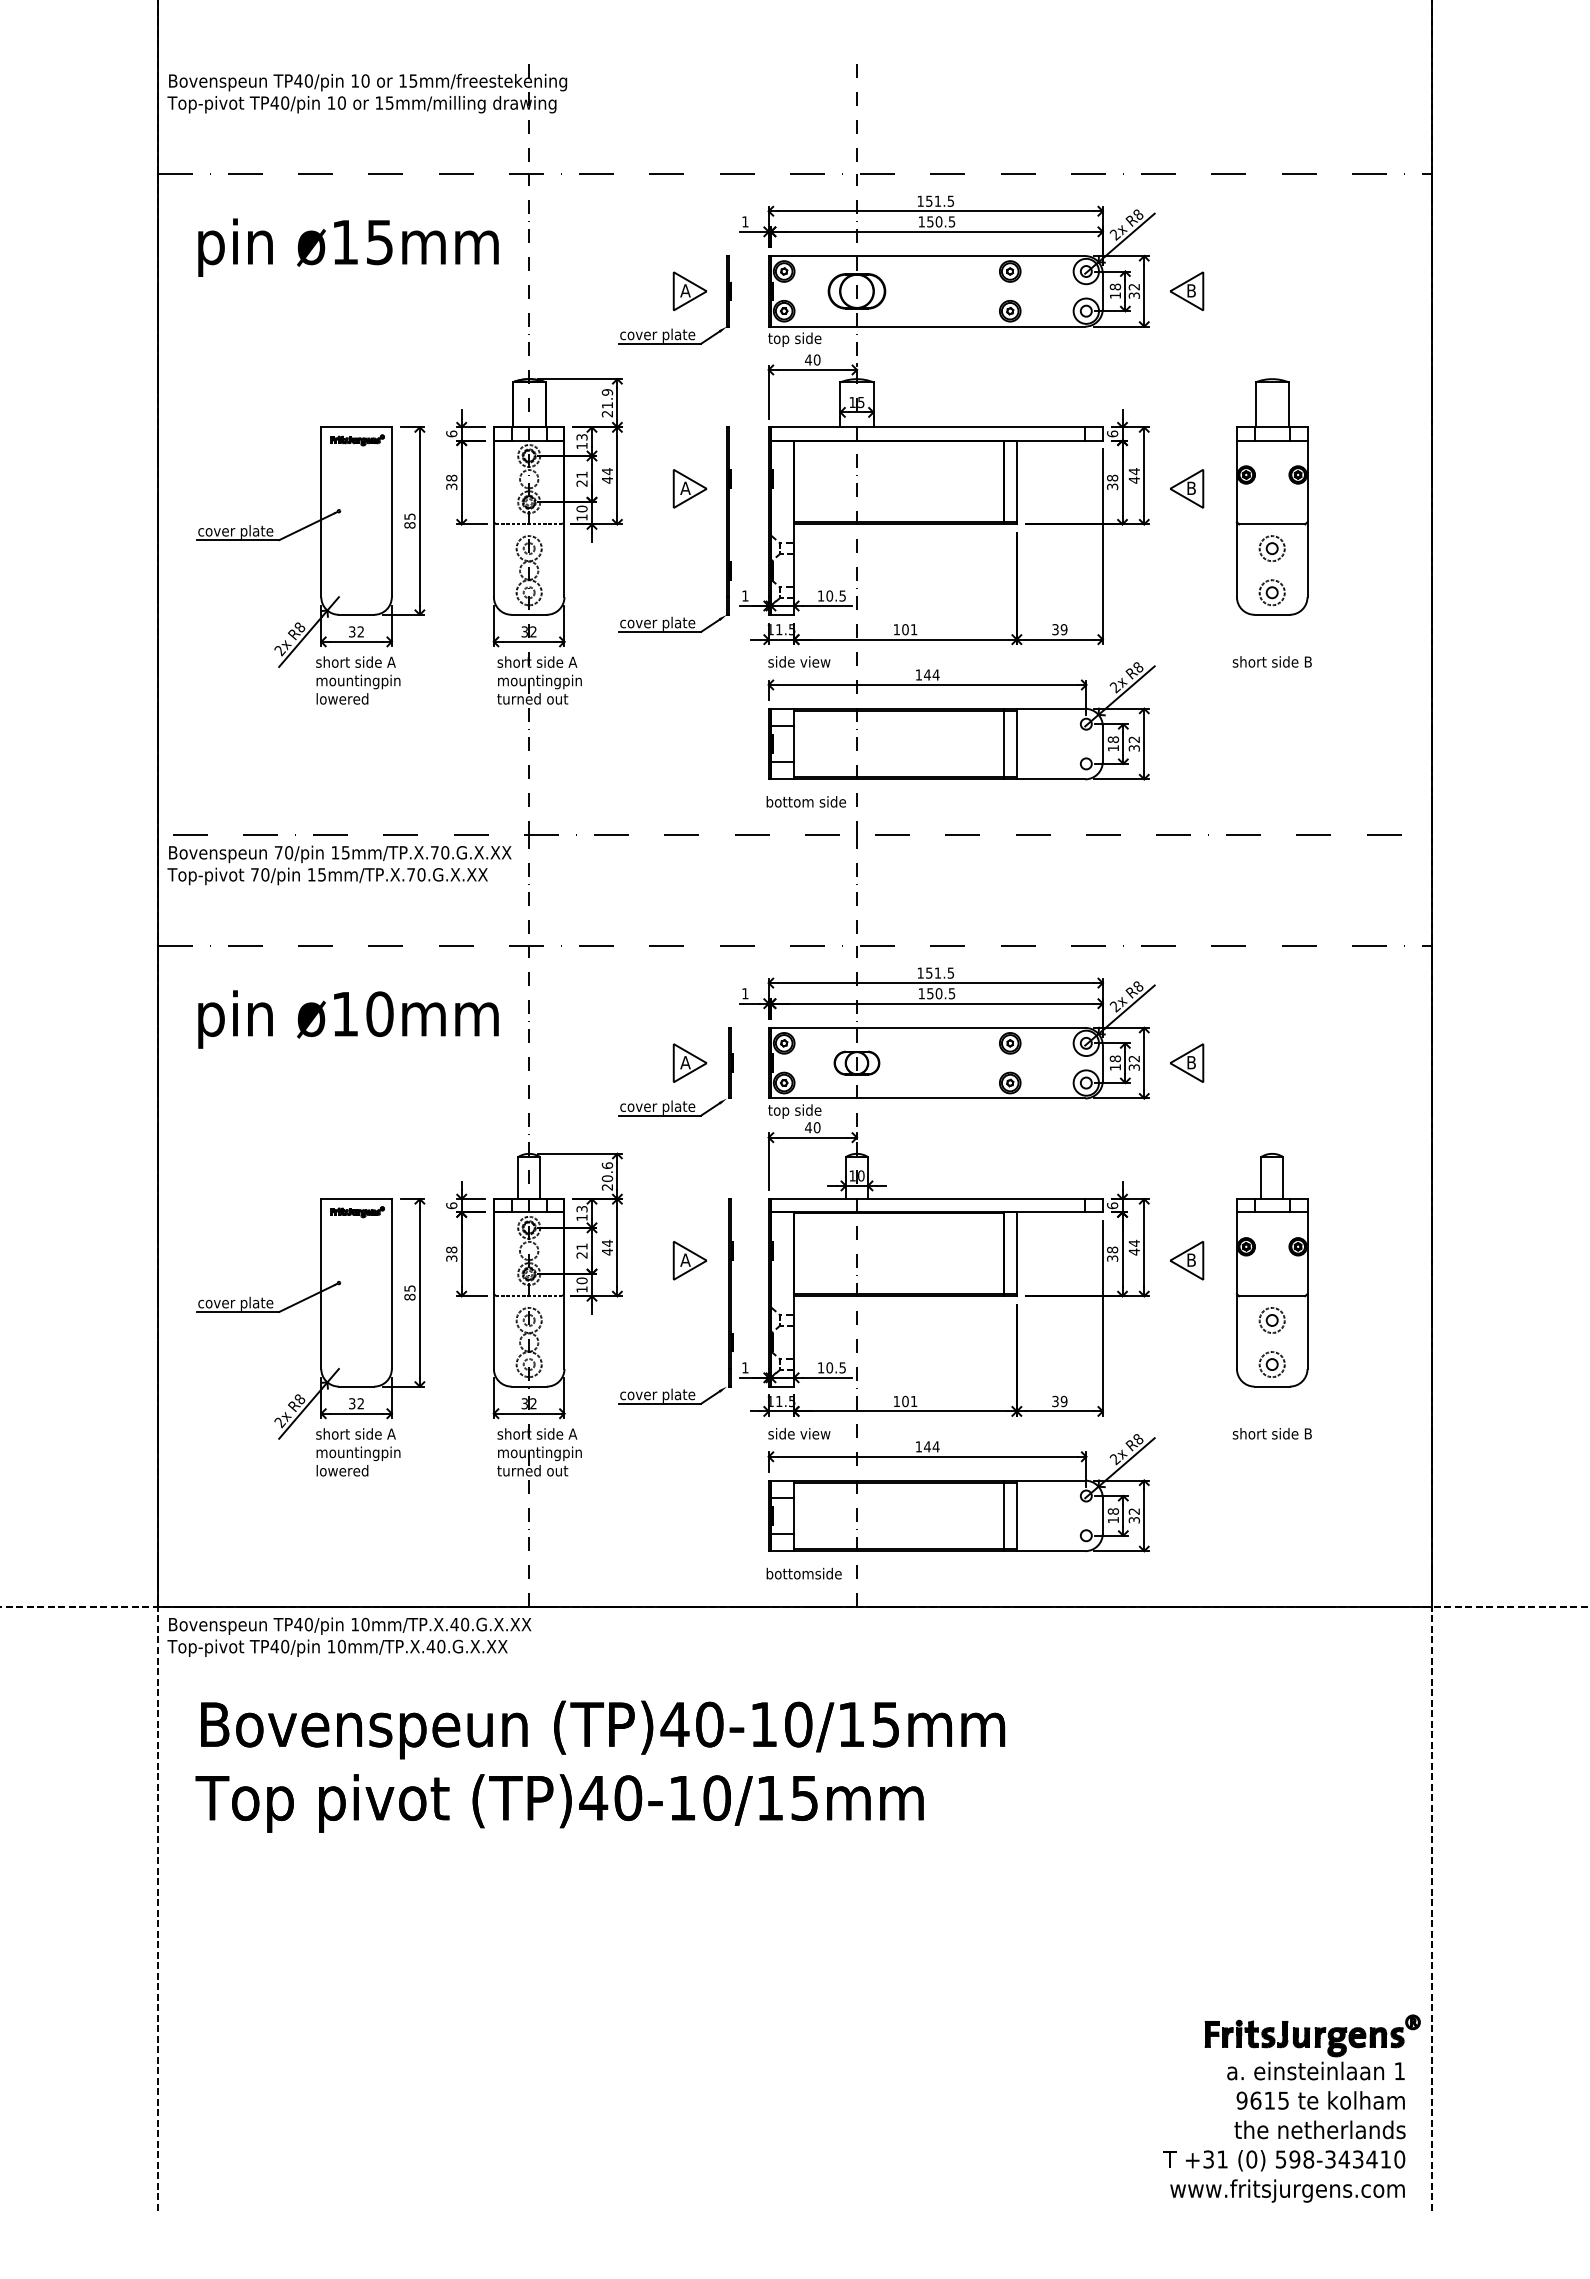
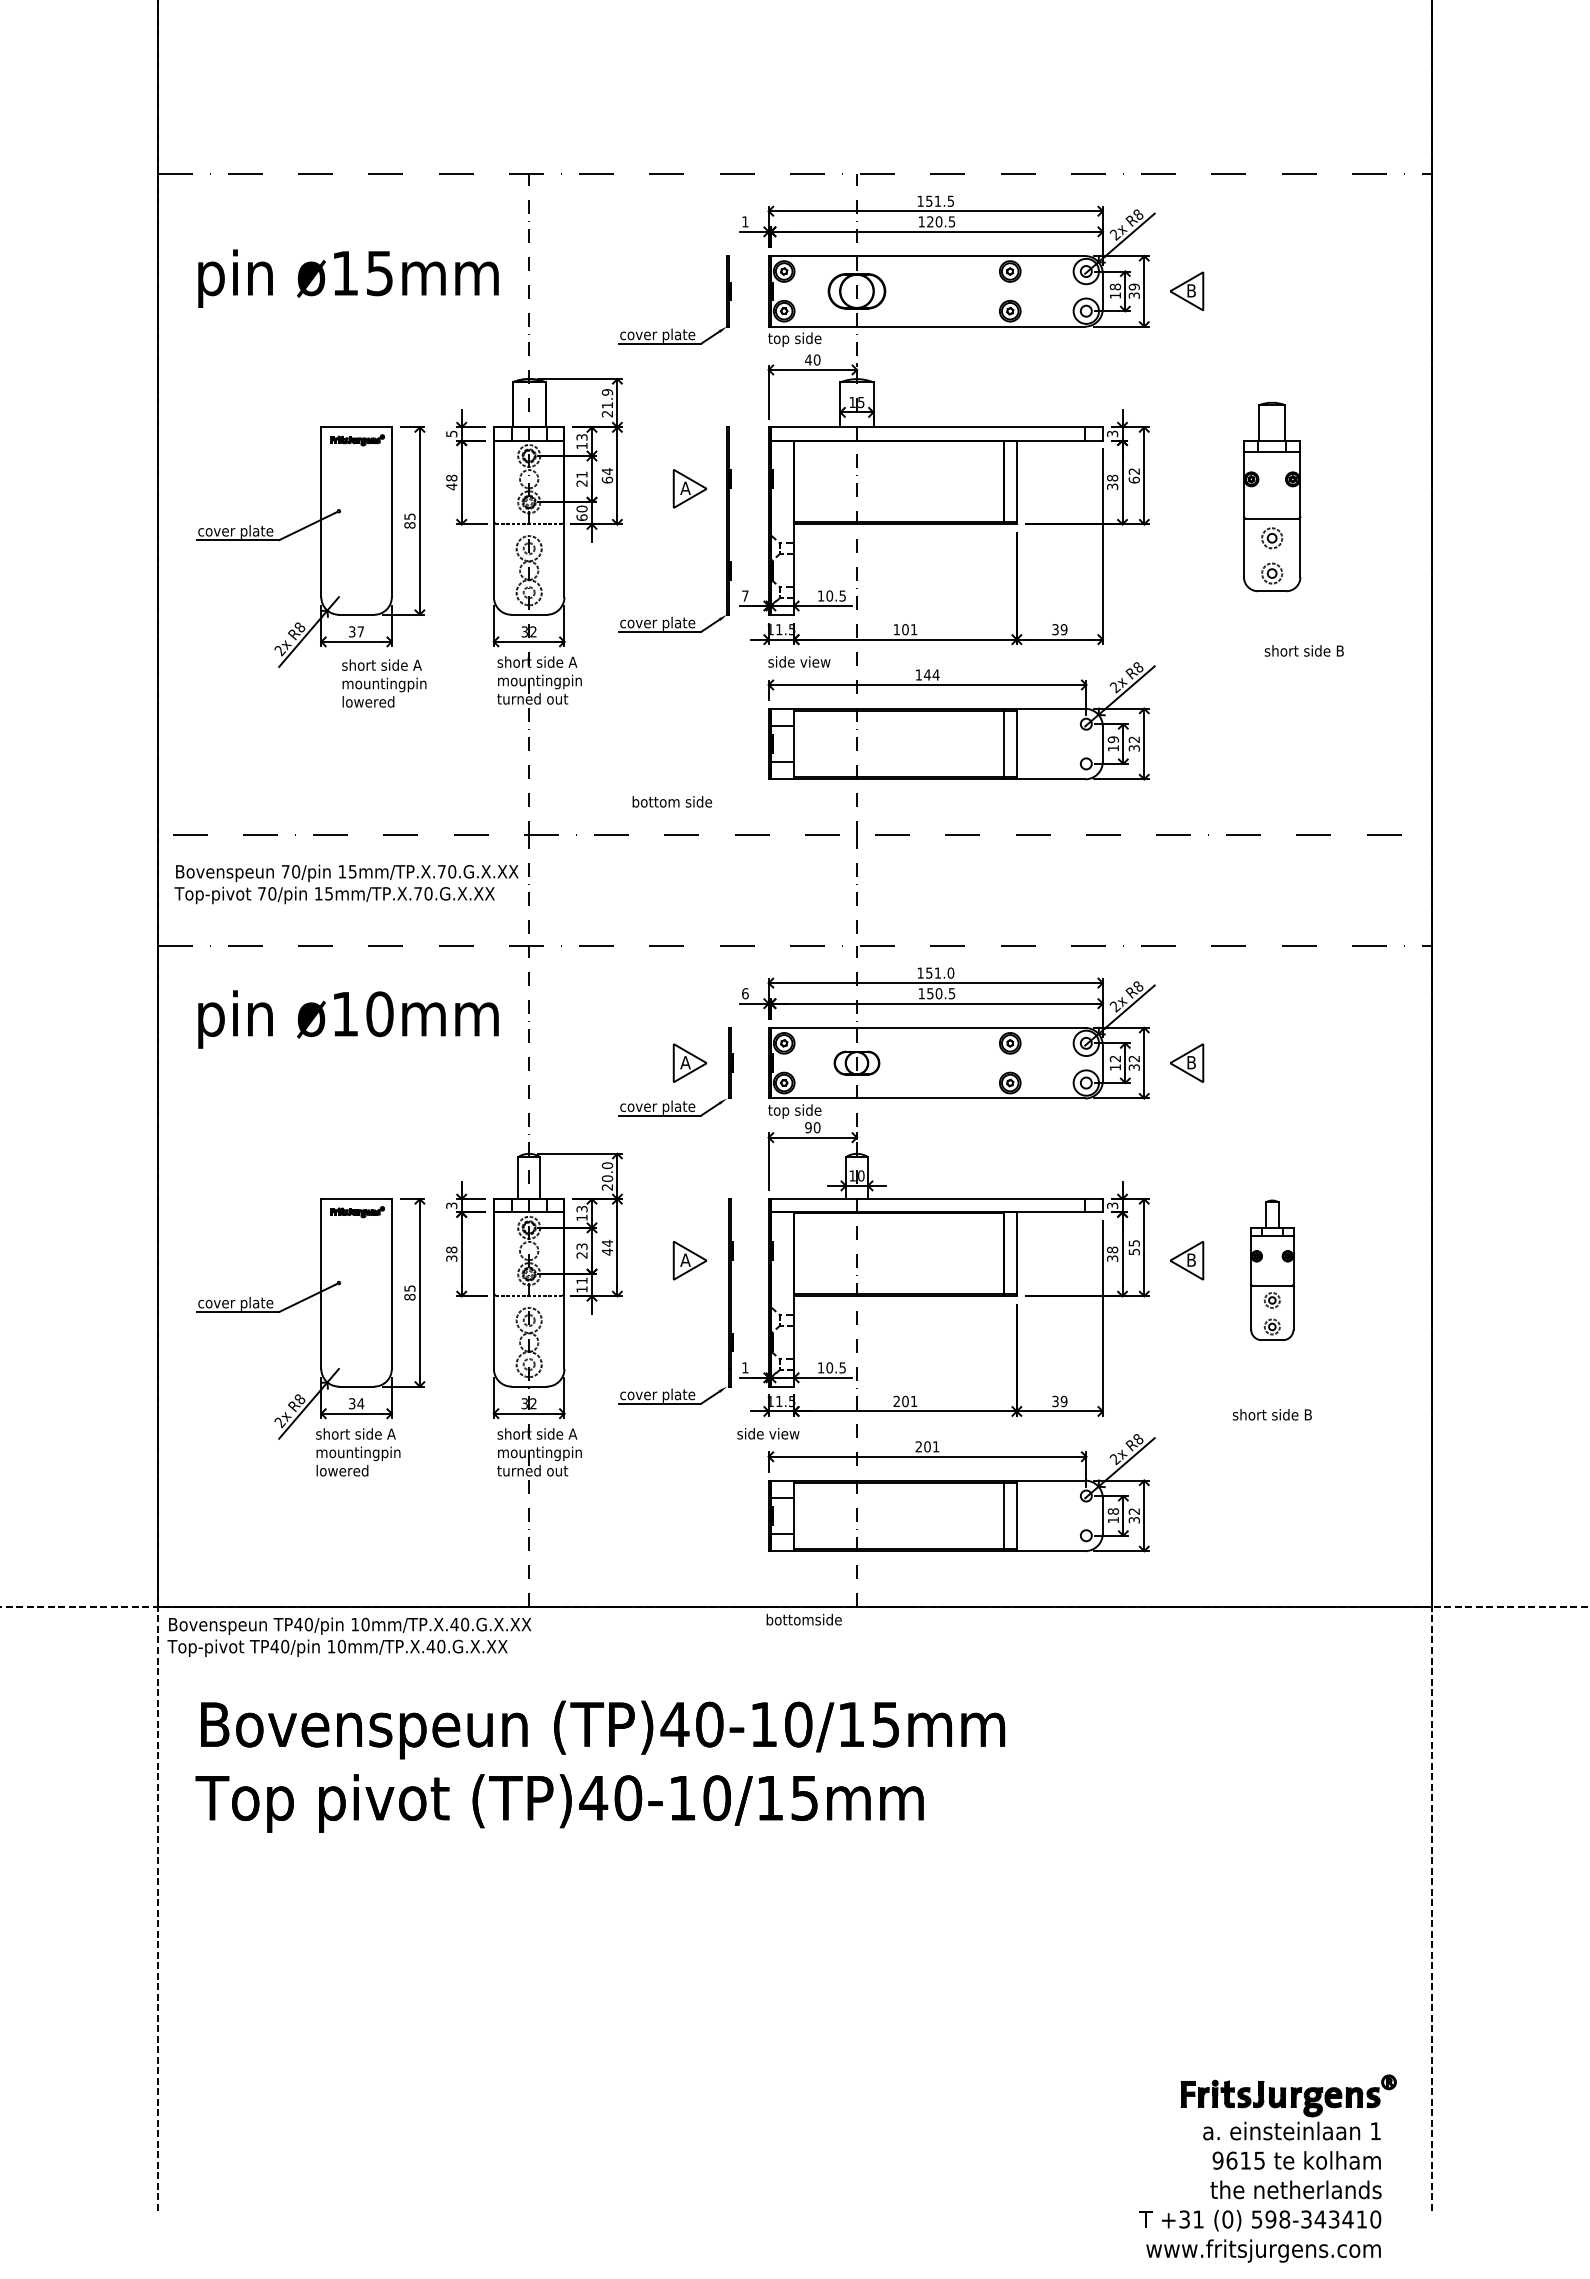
line: present -> none (856, 105)
part: present -> none (367, 112)
text: 150.5 -> 120.5 (930, 221)
text position: (348, 247) -> (348, 278) (348, 278)
text: 32 -> 39 (1133, 286)
part: present -> none (689, 291)
text: 6 -> 5 (451, 433)
text: 6 -> 3 (1112, 433)
text: 44 -> 62 (1133, 475)
text: 44 -> 64 (607, 479)
text: 38 -> 48 (451, 486)
part: present -> none (1187, 488)
part size: 74x238 px -> 60x192 px (1271, 496)
text: 10 -> 60 (581, 517)
text: 1 -> 7 (745, 595)
text: 32 -> 37 (360, 631)
text position: (1271, 661) -> (1303, 650) (1303, 650)
text position: (358, 680) -> (384, 683) (384, 683)
text: 18 -> 19 (1113, 739)
text position: (805, 801) -> (671, 801) (671, 801)
text position: (339, 865) -> (346, 884) (346, 884)
text: 151.5 -> 151.0 (950, 972)
text: 1 -> 6 (745, 993)
text: 18 -> 12 (1115, 1058)
text: 40 -> 90 (808, 1127)
text: 20.6 -> 20.0 (606, 1165)
text: 6 -> 3 (451, 1205)
text: 6 -> 3 (1112, 1205)
text: 21 -> 23 (581, 1246)
text: 44 -> 55 (1133, 1247)
part size: 73x235 px -> 45x142 px (1272, 1269)
text: 10 -> 11 (581, 1280)
text: 101 -> 201 (896, 1400)
text: 32 -> 34 (360, 1403)
text position: (799, 1433) -> (768, 1433) (768, 1433)
text position: (1271, 1433) -> (1271, 1414) (1271, 1414)
text: 144 -> 201 (927, 1446)
text position: (803, 1573) -> (803, 1619) (803, 1619)
part position: (1291, 2108) -> (1267, 2168) (1267, 2168)
